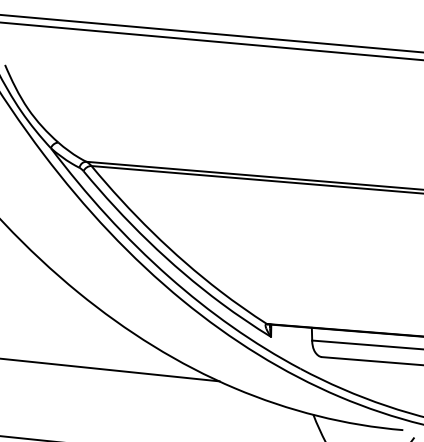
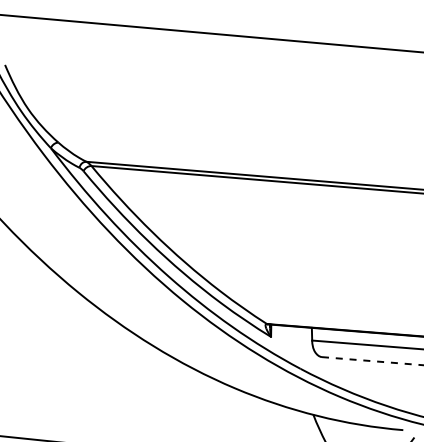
line: present -> none (211, 40)
line: solid -> dashed (372, 361)
line: present -> none (110, 369)
